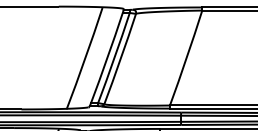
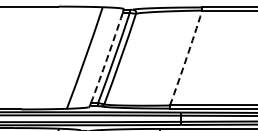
arc: solid -> dashed (107, 58)
arc: solid -> dashed (186, 58)
